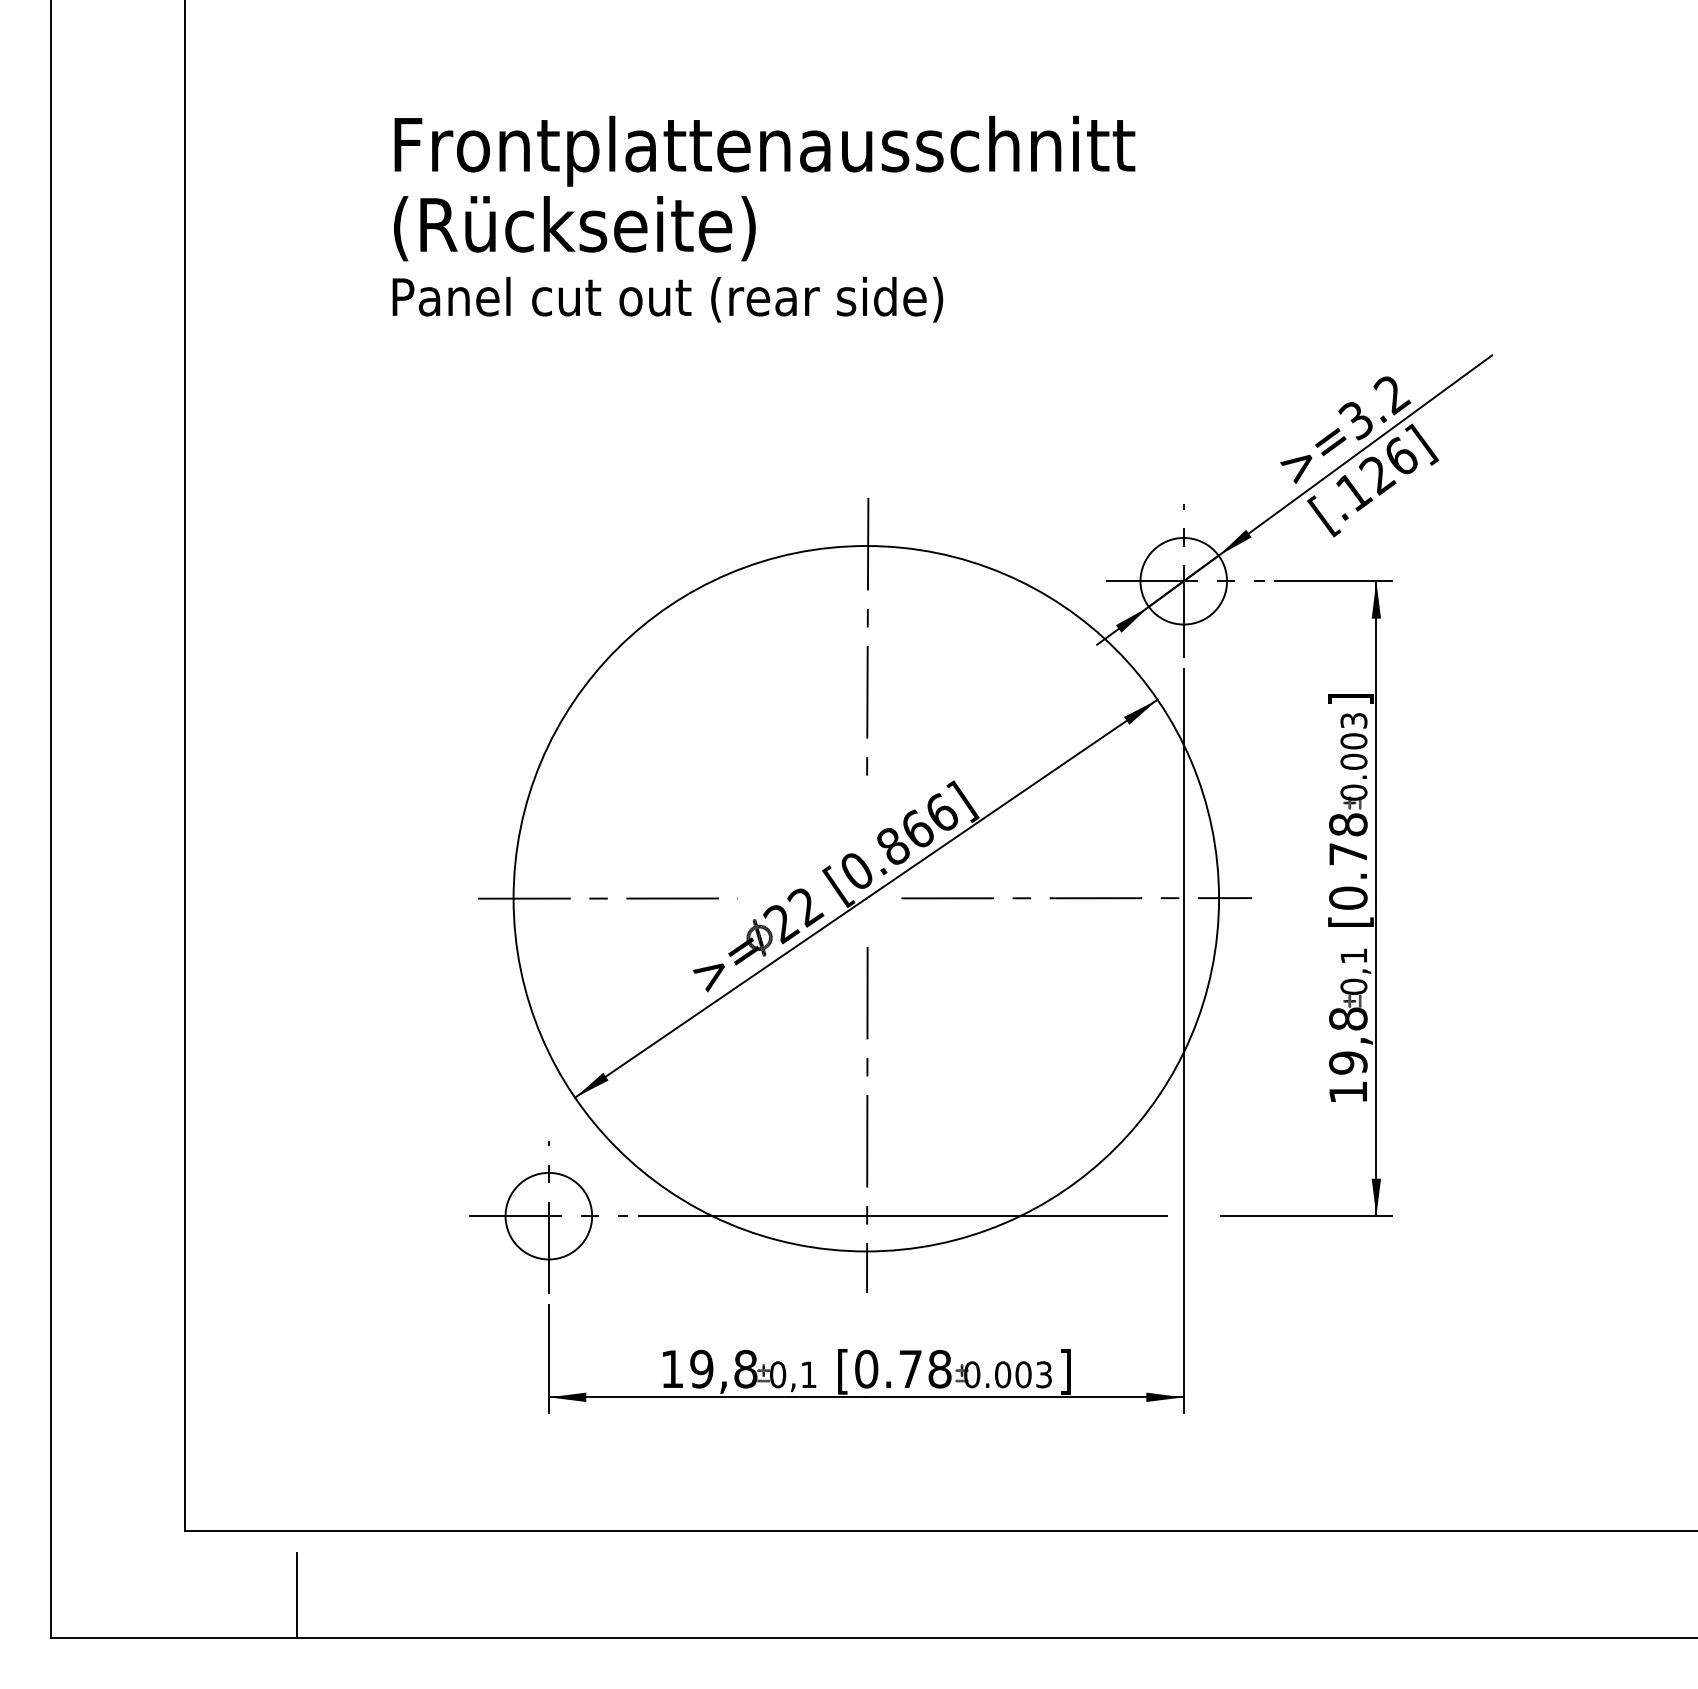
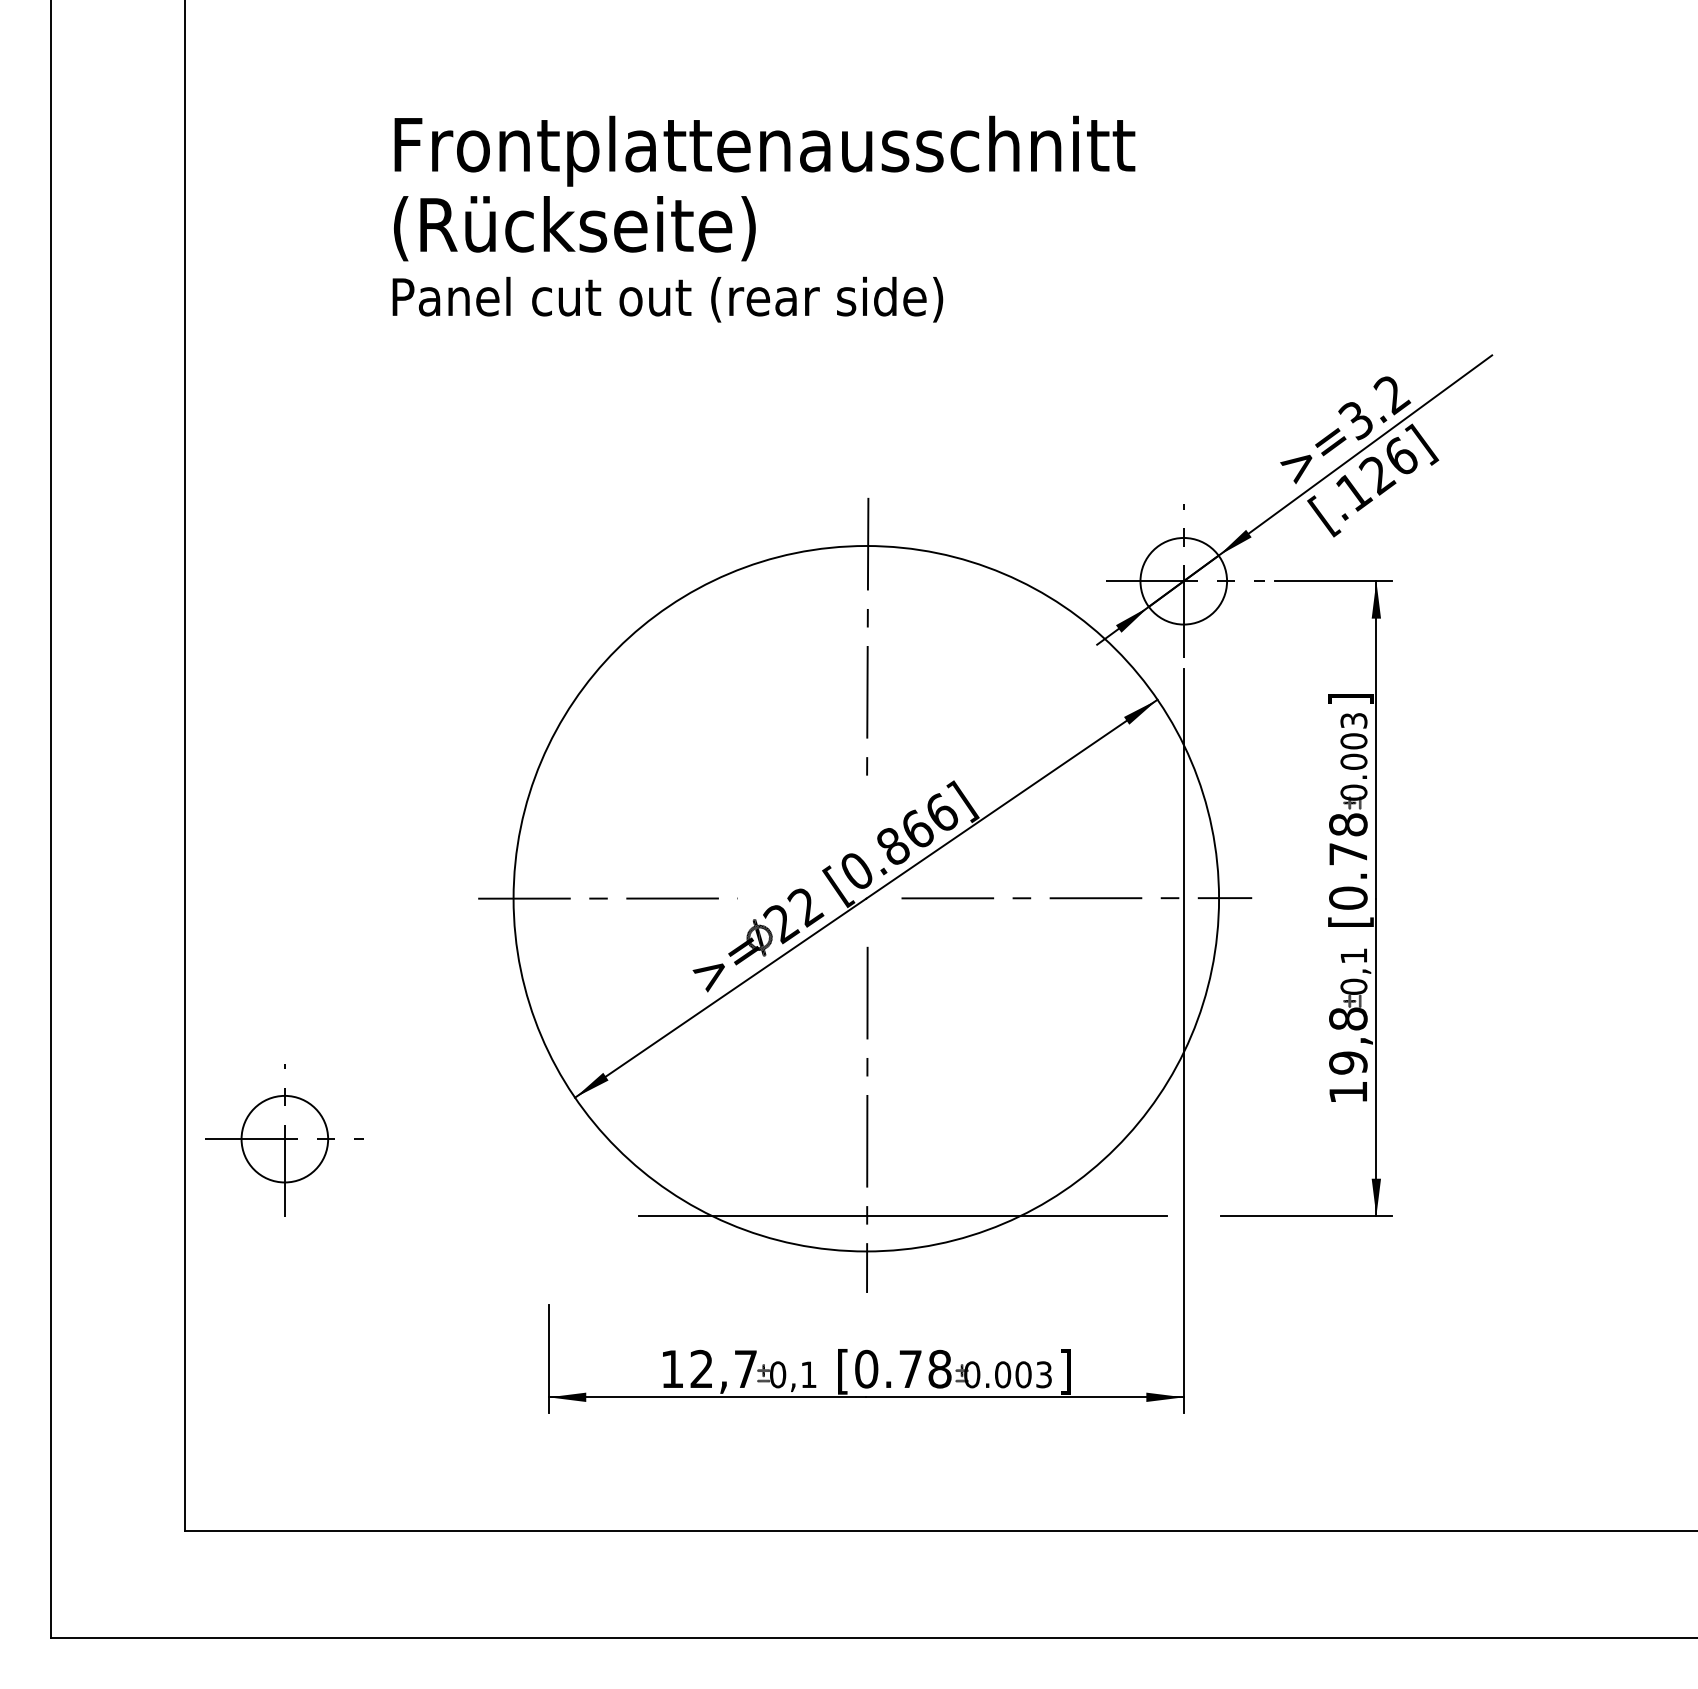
part position: (548, 1217) -> (284, 1140) (284, 1140)
text: 19,8 -> 12,7 (723, 1368)
line: present -> none (296, 1595)
